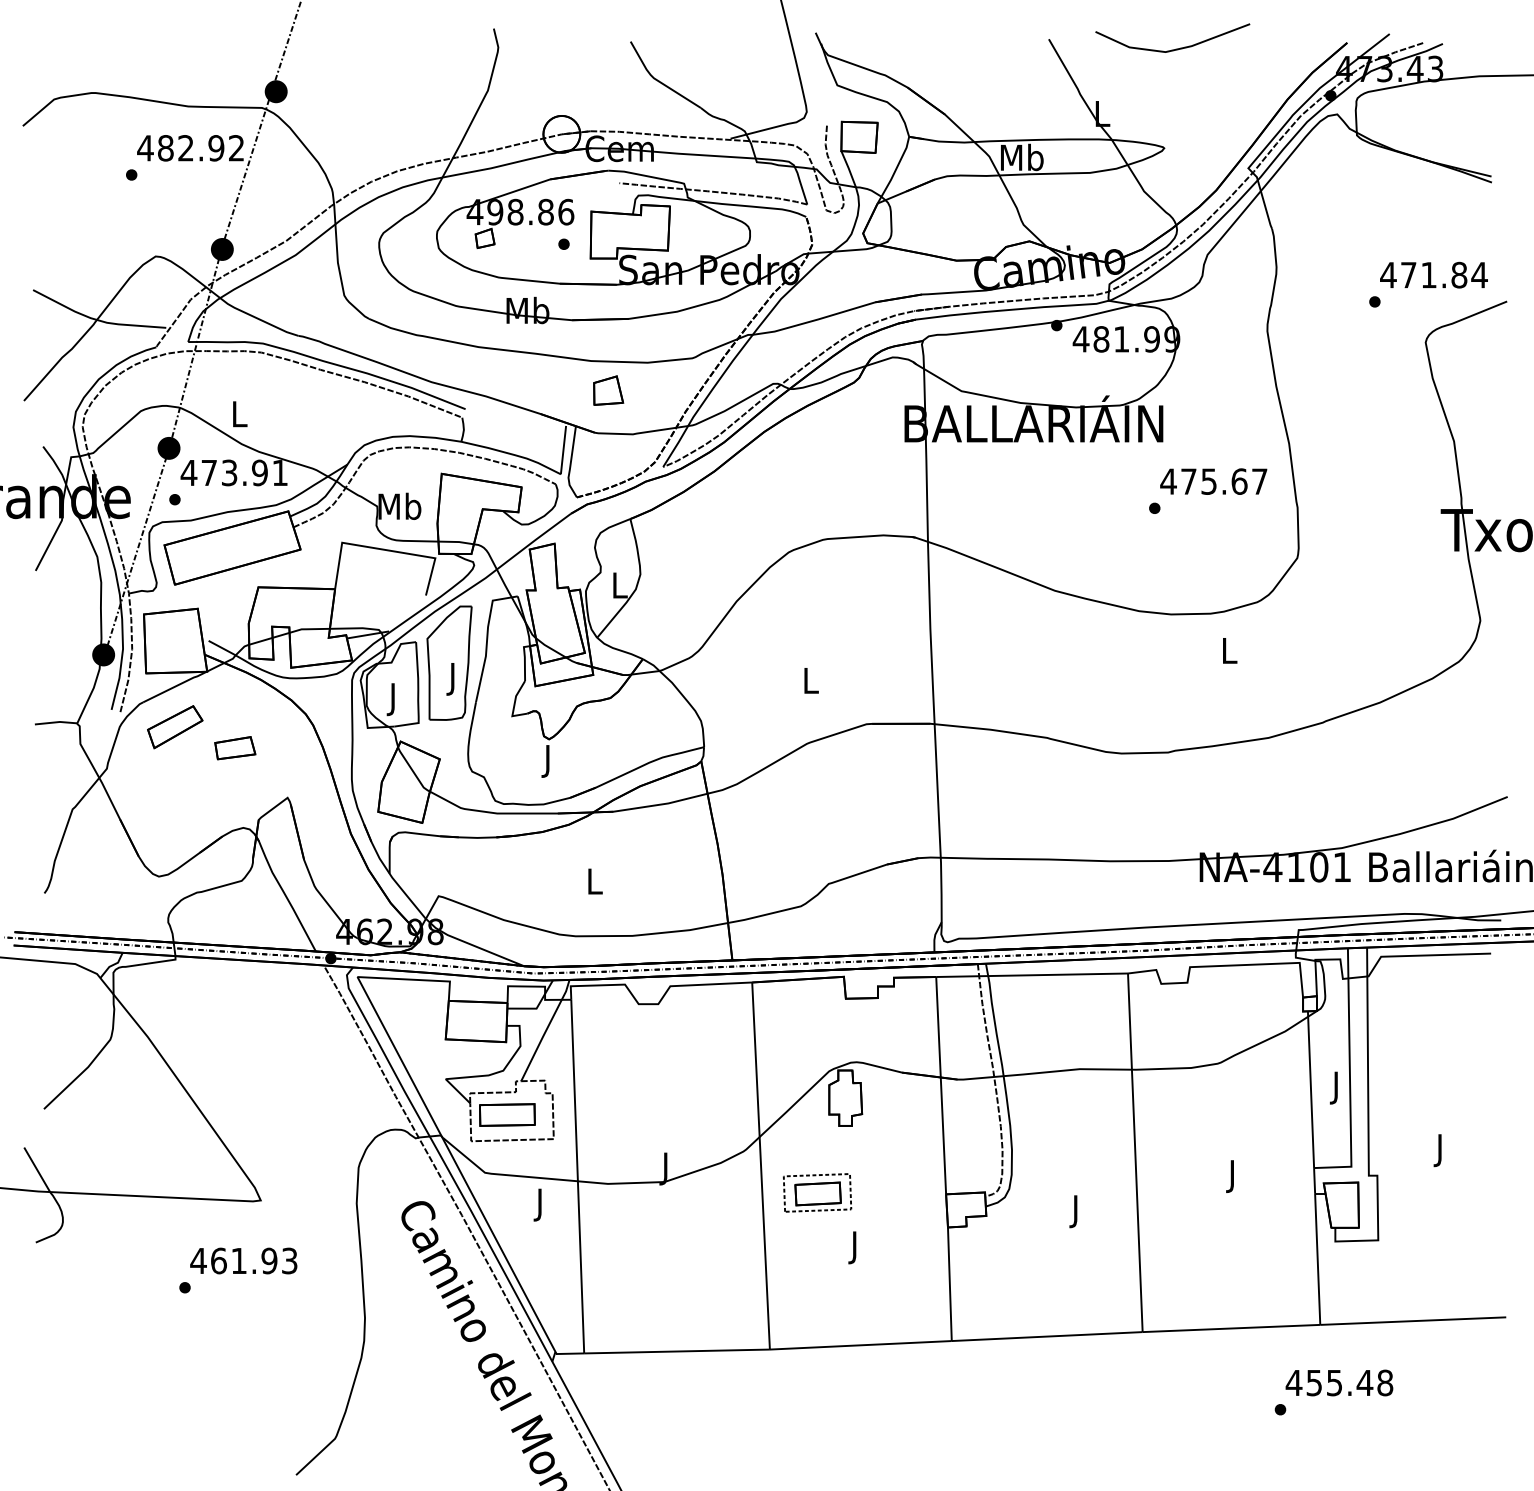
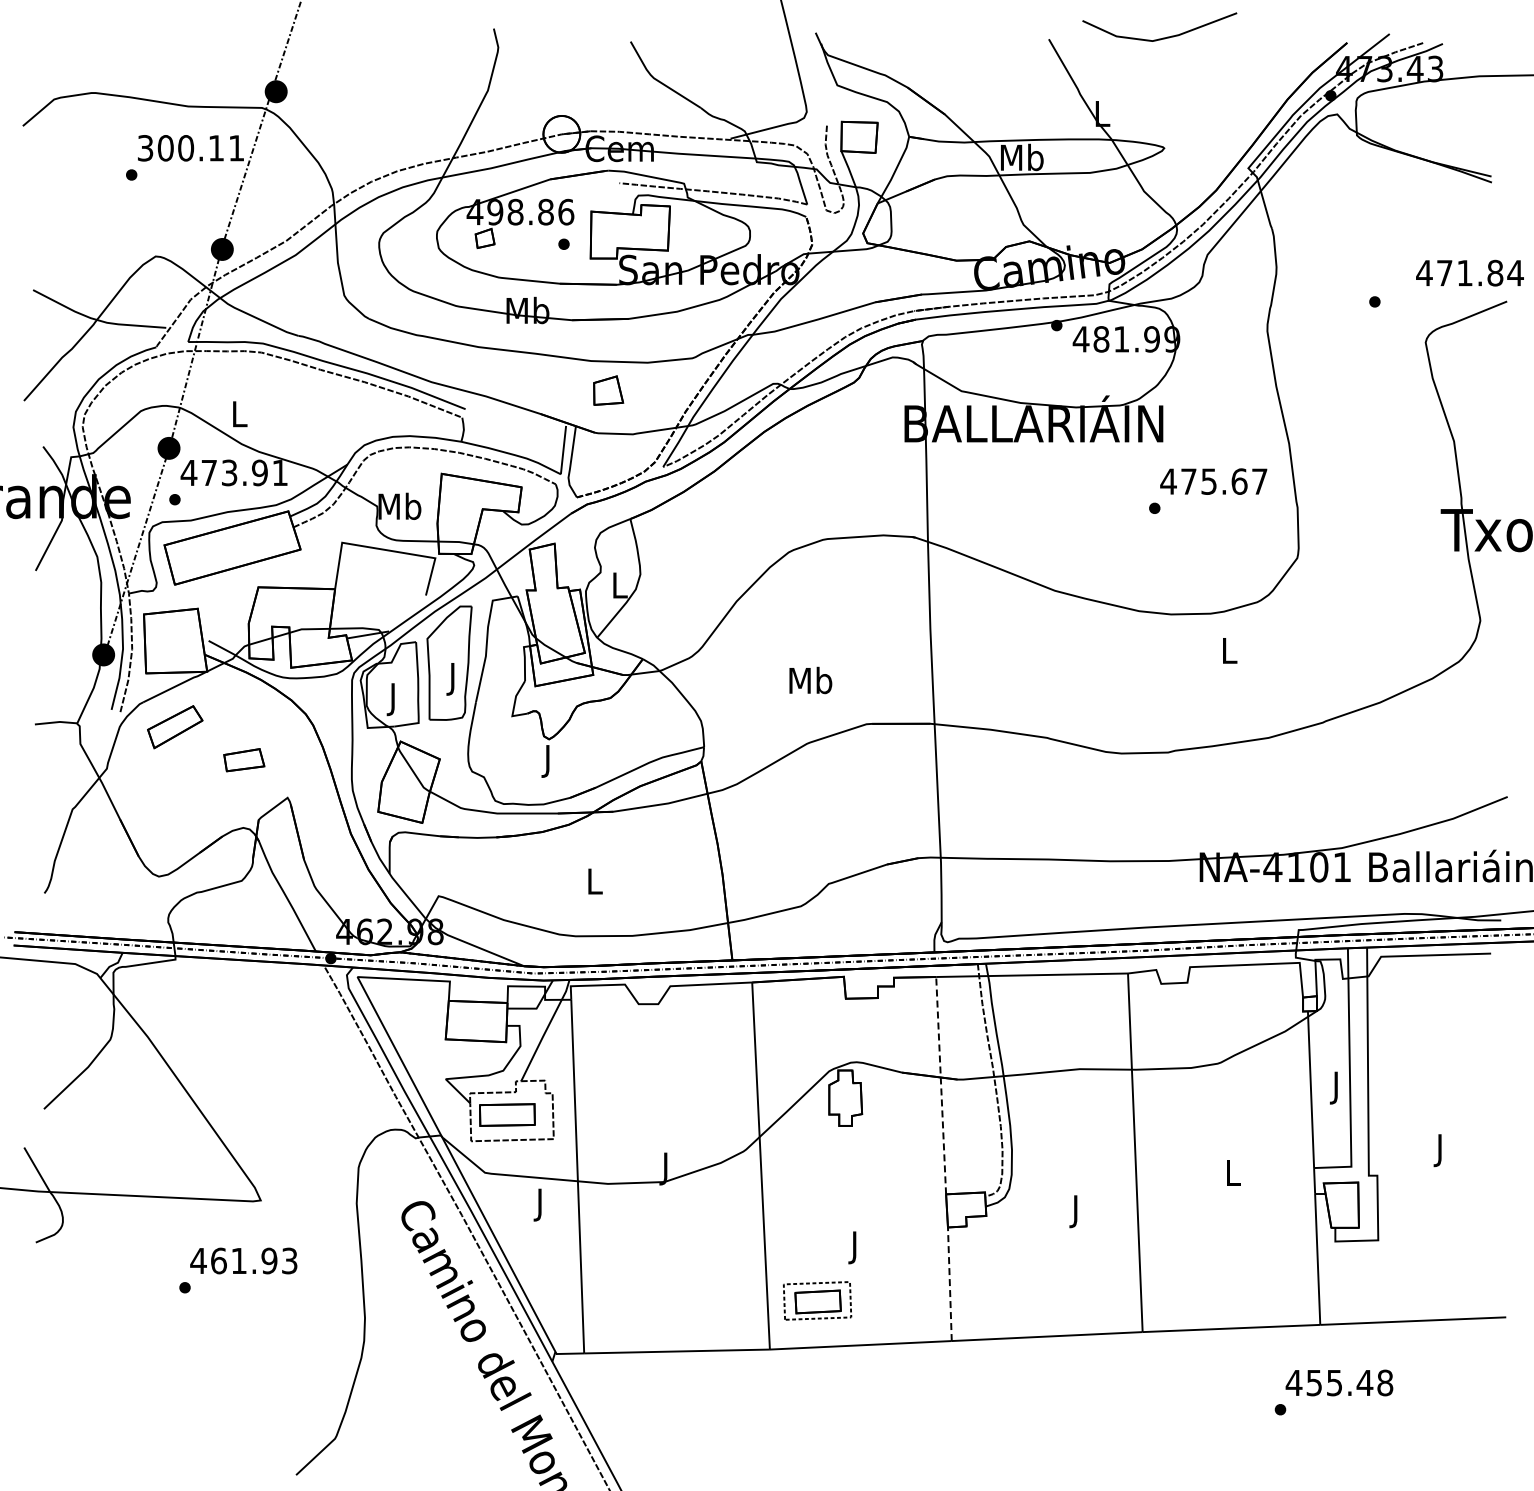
line position: (1175, 48) -> (1162, 37) (1162, 37)
text: 482.92 -> 300.11 (190, 148)
text position: (1433, 274) -> (1469, 272) (1469, 272)
text: L -> Mb (810, 680)
part position: (235, 748) -> (244, 760) (244, 760)
line: solid -> dashed (941, 1085)
text: J -> L (1233, 1176)
part position: (817, 1192) -> (817, 1300) (817, 1300)
line: solid -> dashed (949, 1284)
